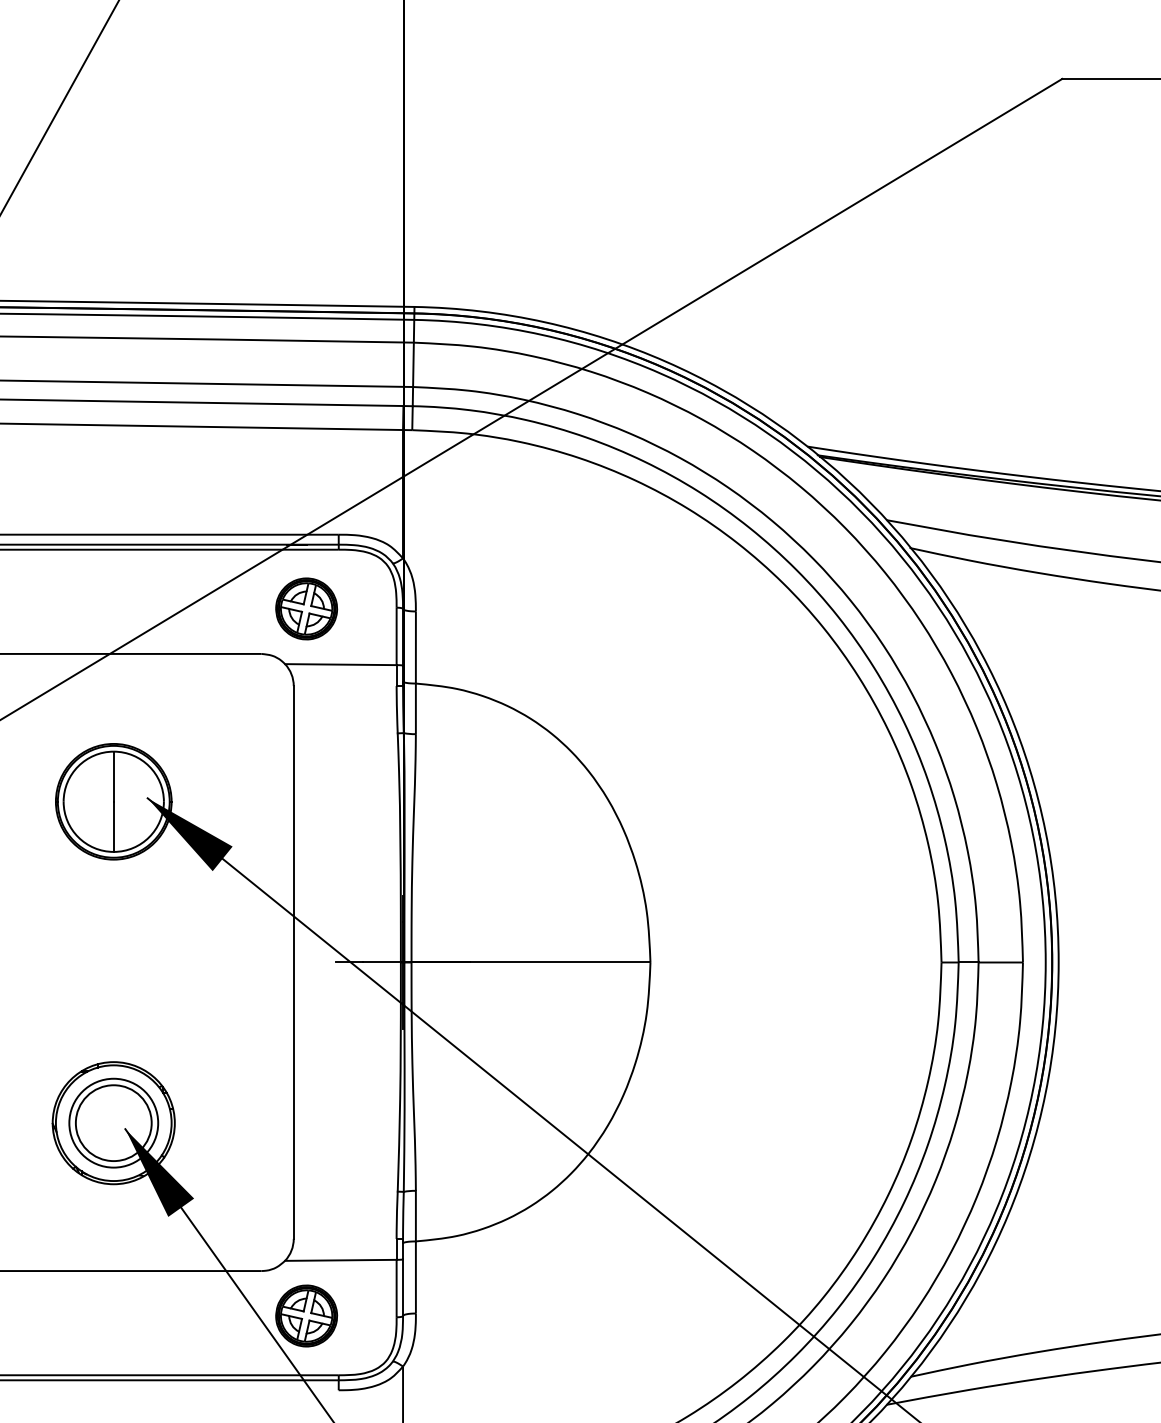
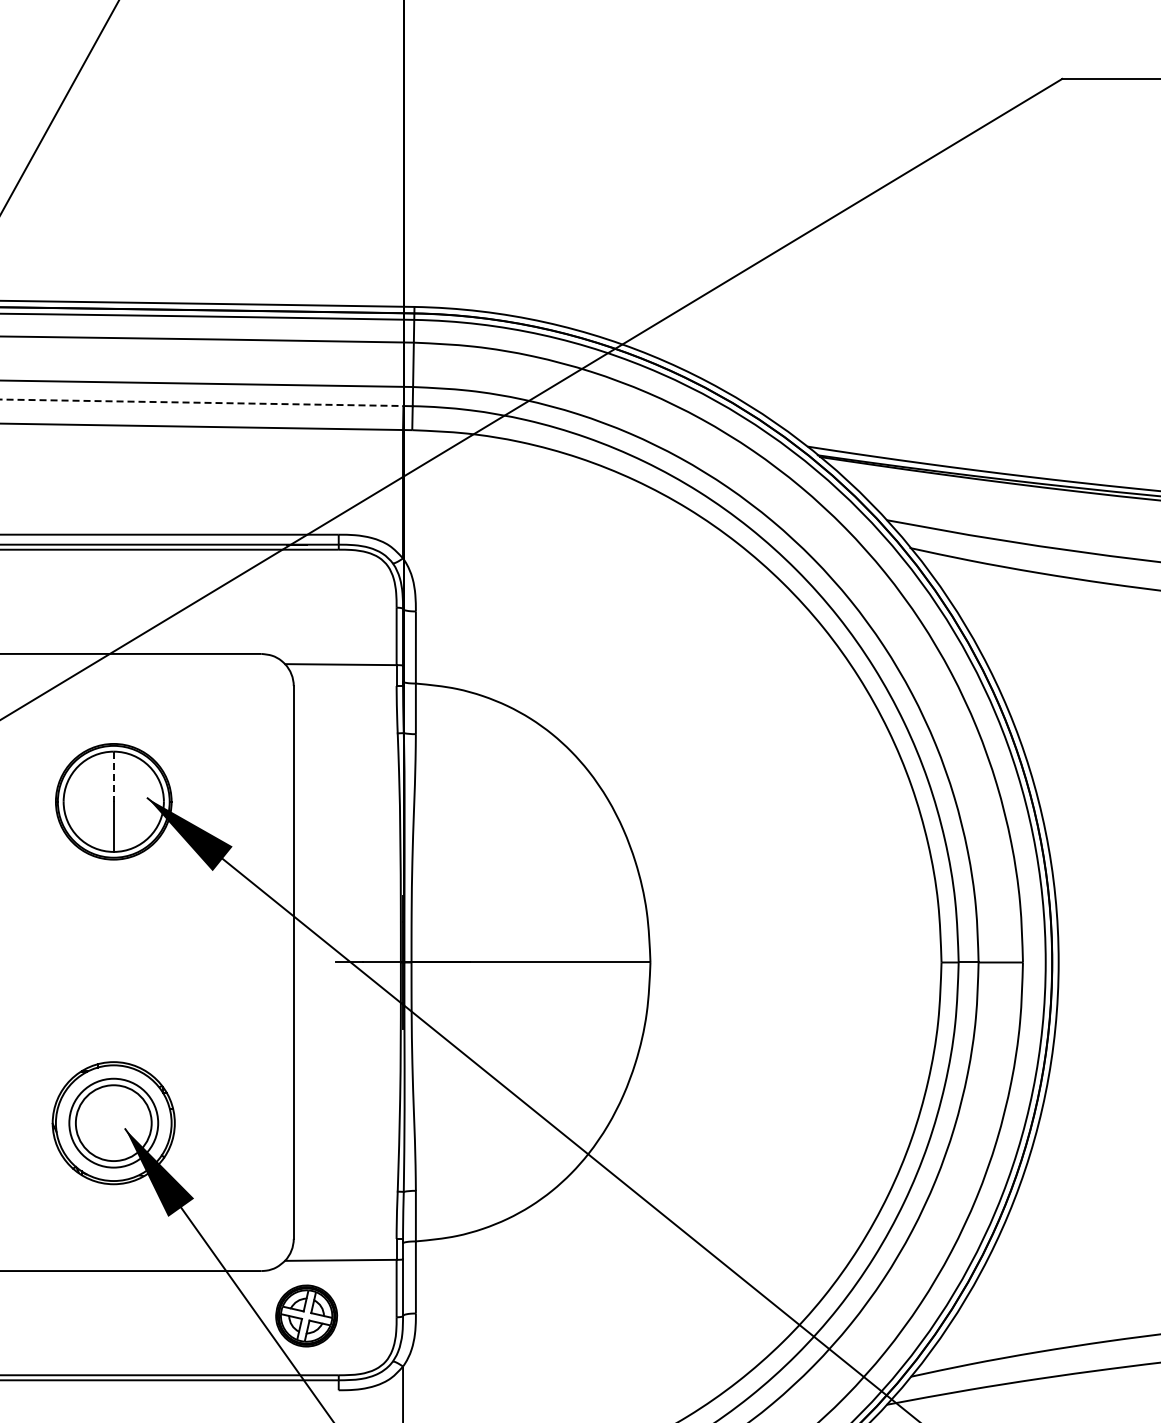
line: solid -> dashed (202, 402)
part: present -> none (306, 608)
line: solid -> dashed (113, 777)
